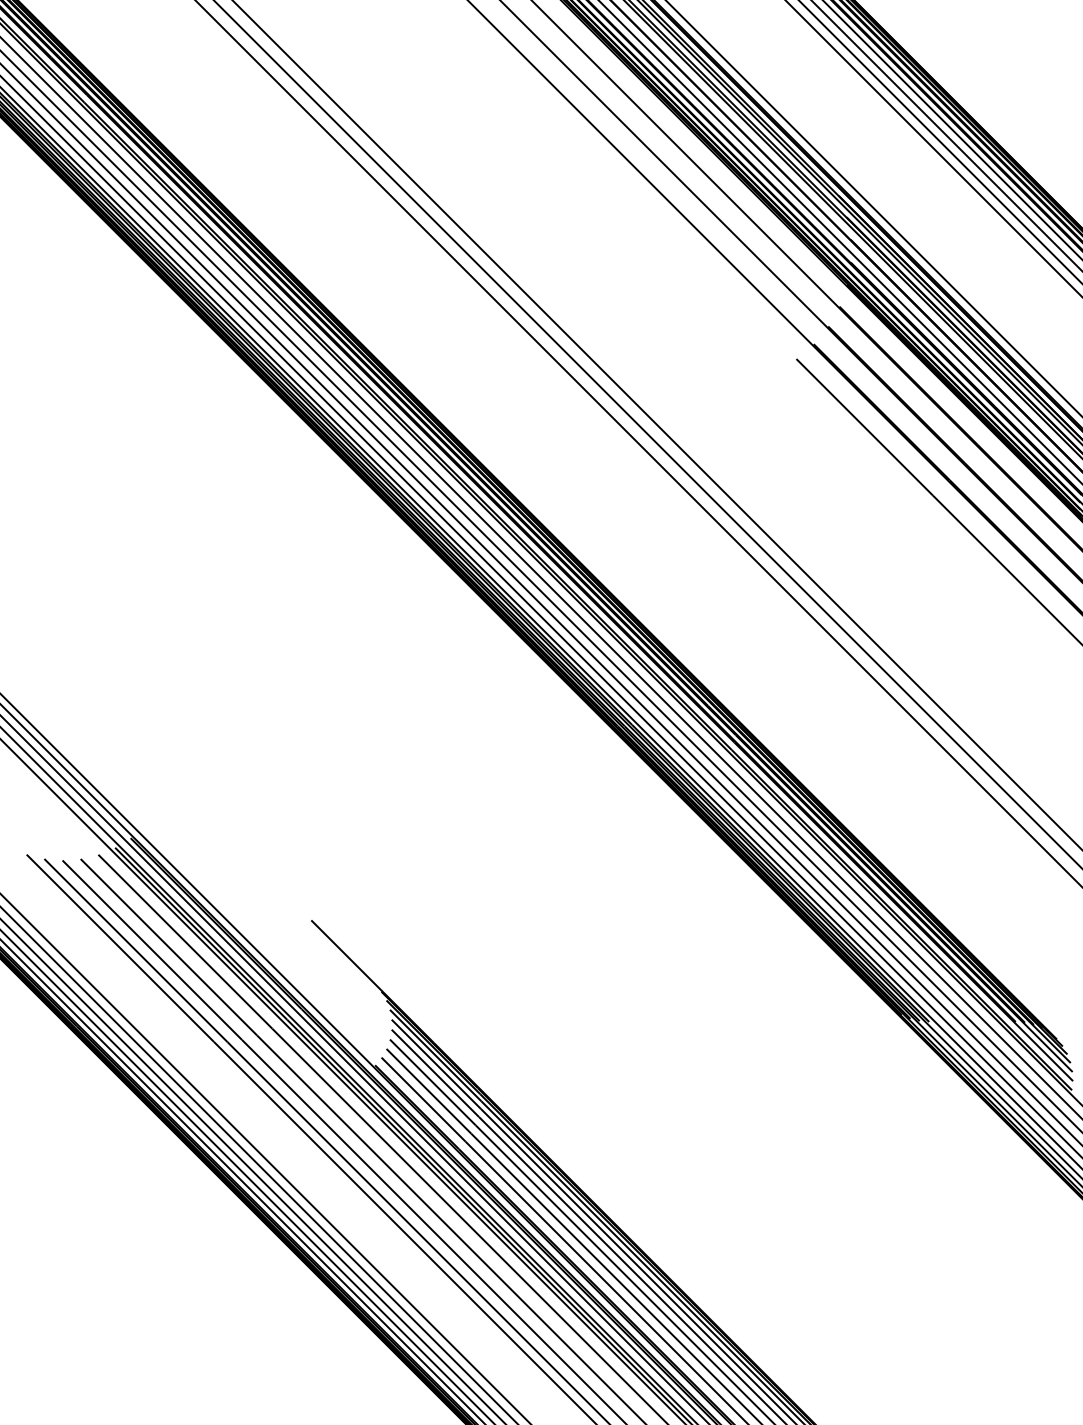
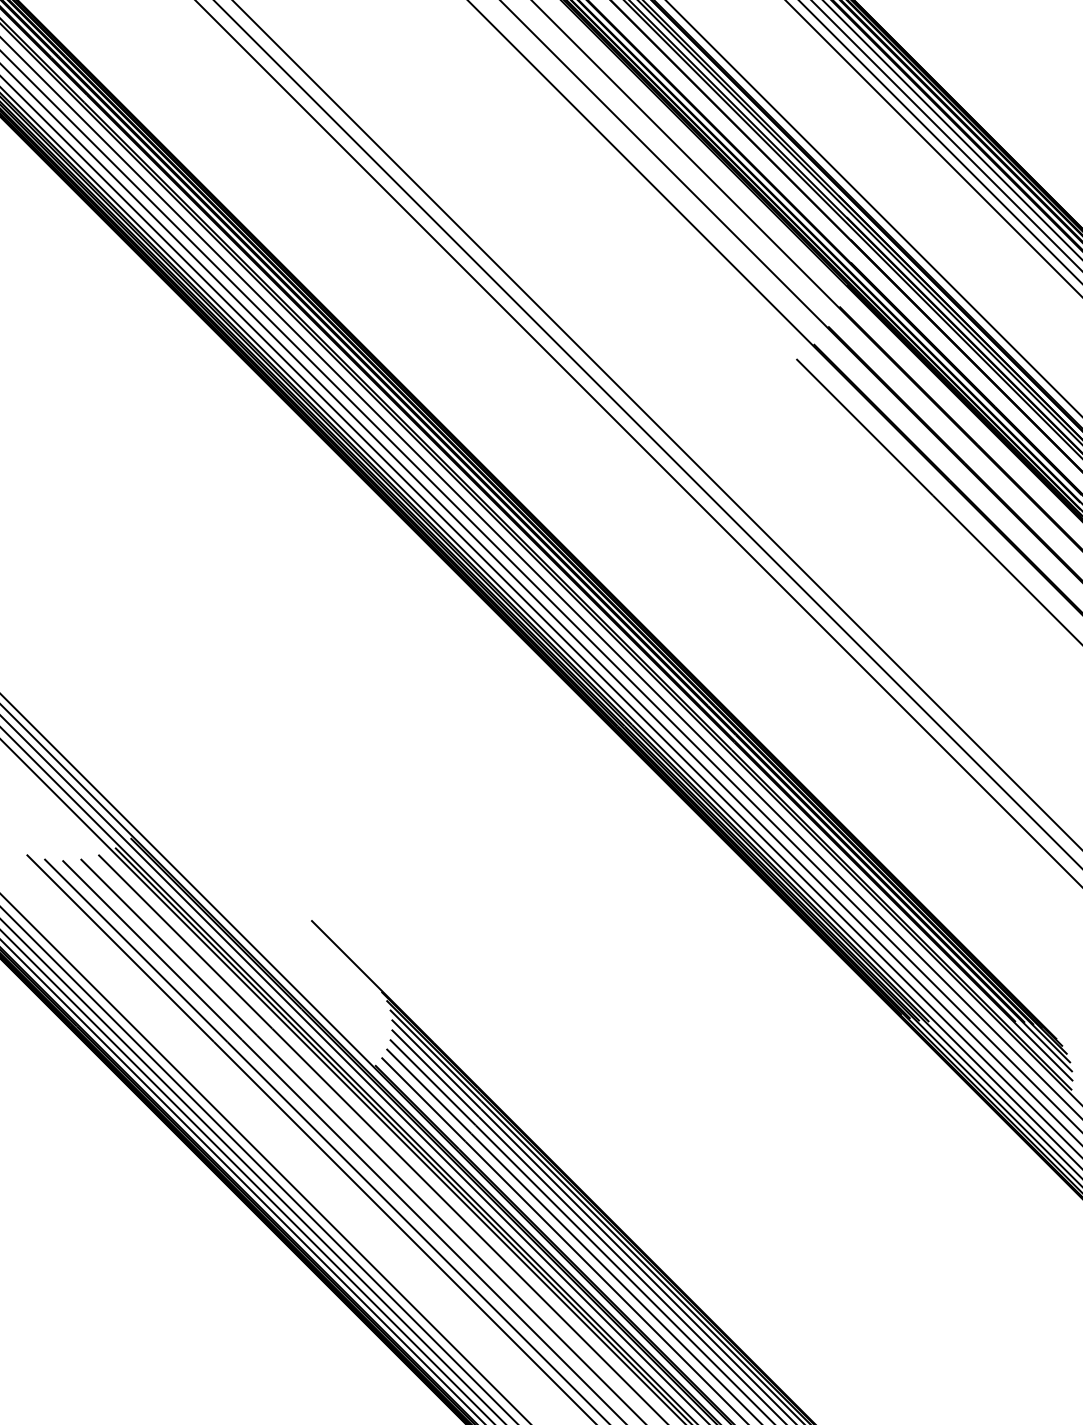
line: present -> none (839, 241)
